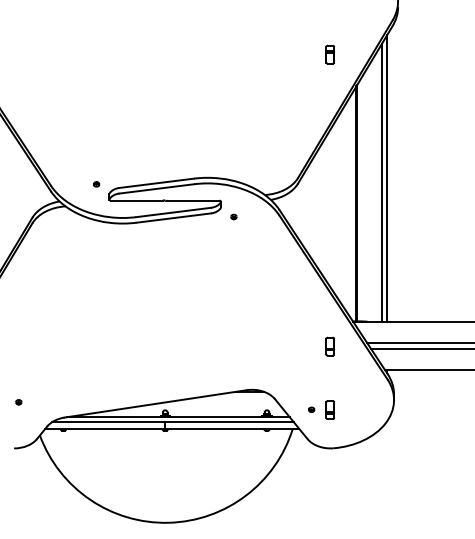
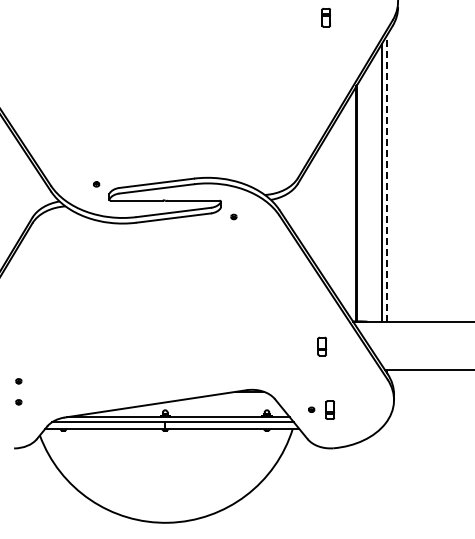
part position: (329, 54) -> (325, 17) (325, 17)
line: solid -> dashed (387, 178)
line: present -> none (419, 343)
part position: (330, 346) -> (322, 346) (322, 346)
line: present -> none (420, 348)
part: none -> present (18, 381)
